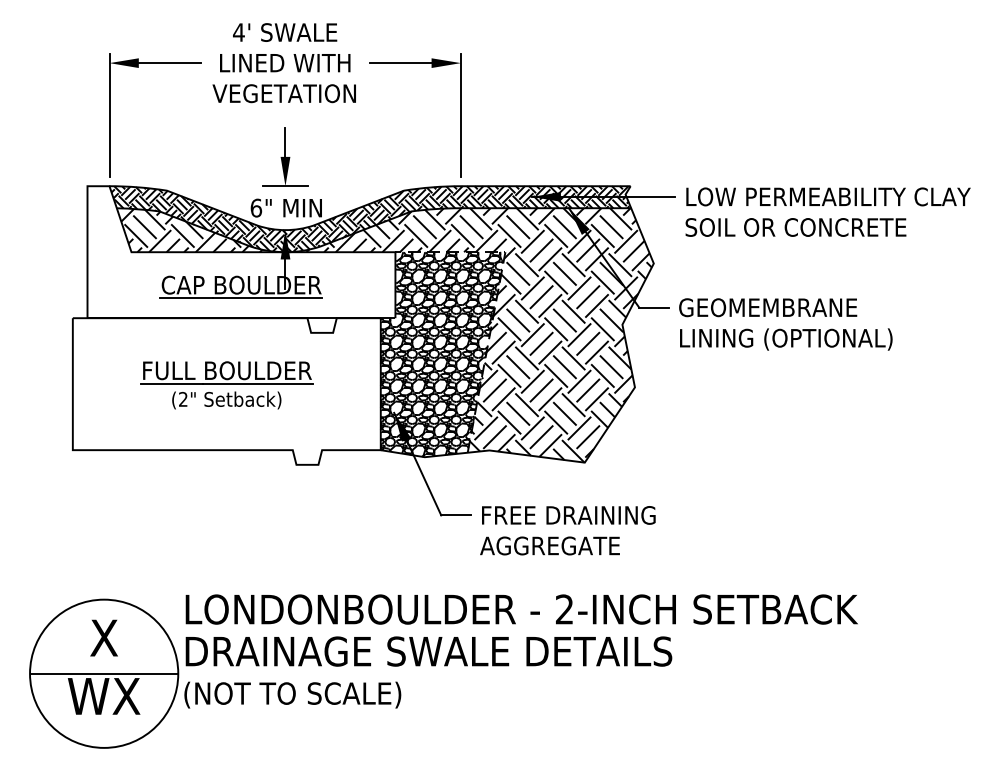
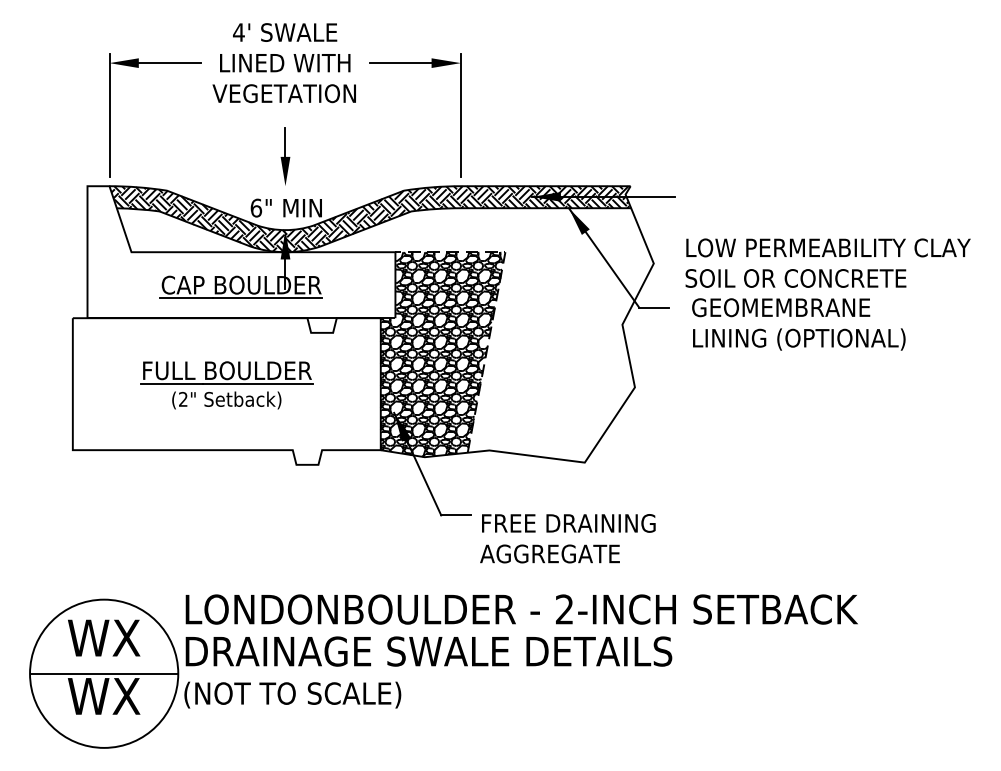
line: present -> none (285, 186)
text position: (827, 211) -> (827, 262) (827, 262)
hatch: present -> none (196, 230)
text position: (785, 324) -> (798, 324) (798, 324)
hatch: present -> none (470, 335)
text position: (567, 530) -> (567, 538) (567, 538)
text: X -> WX (104, 637)
